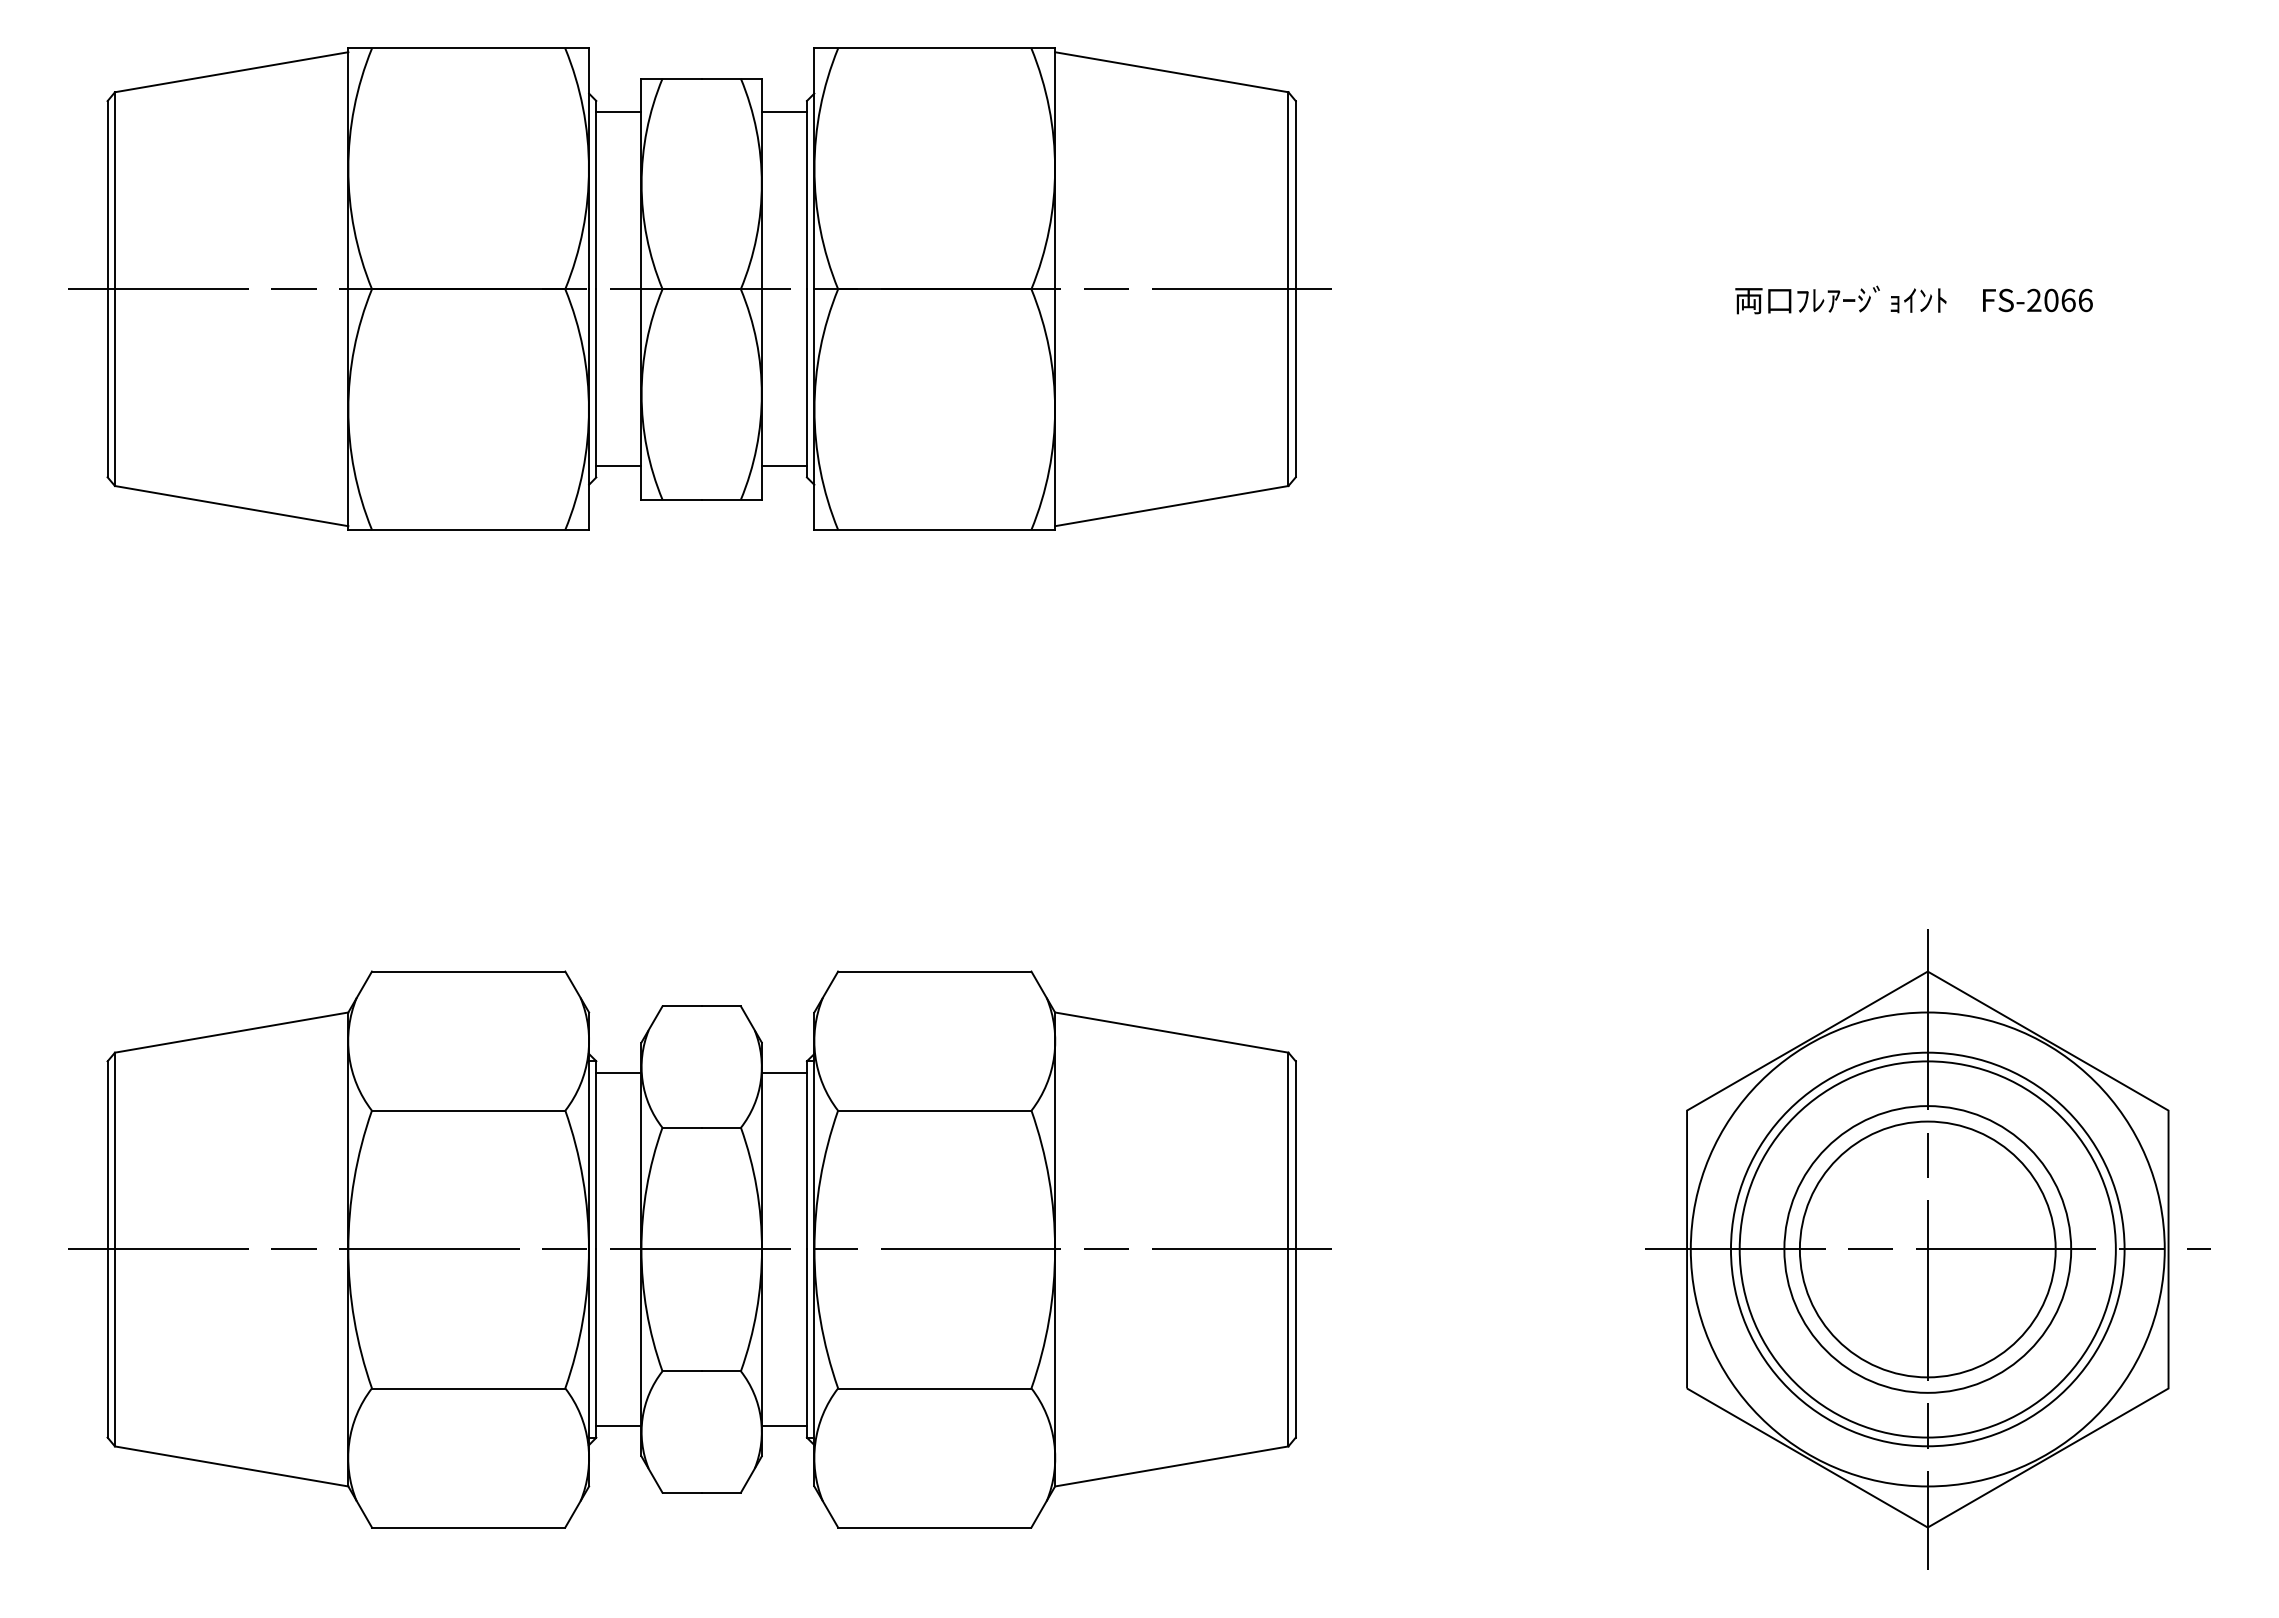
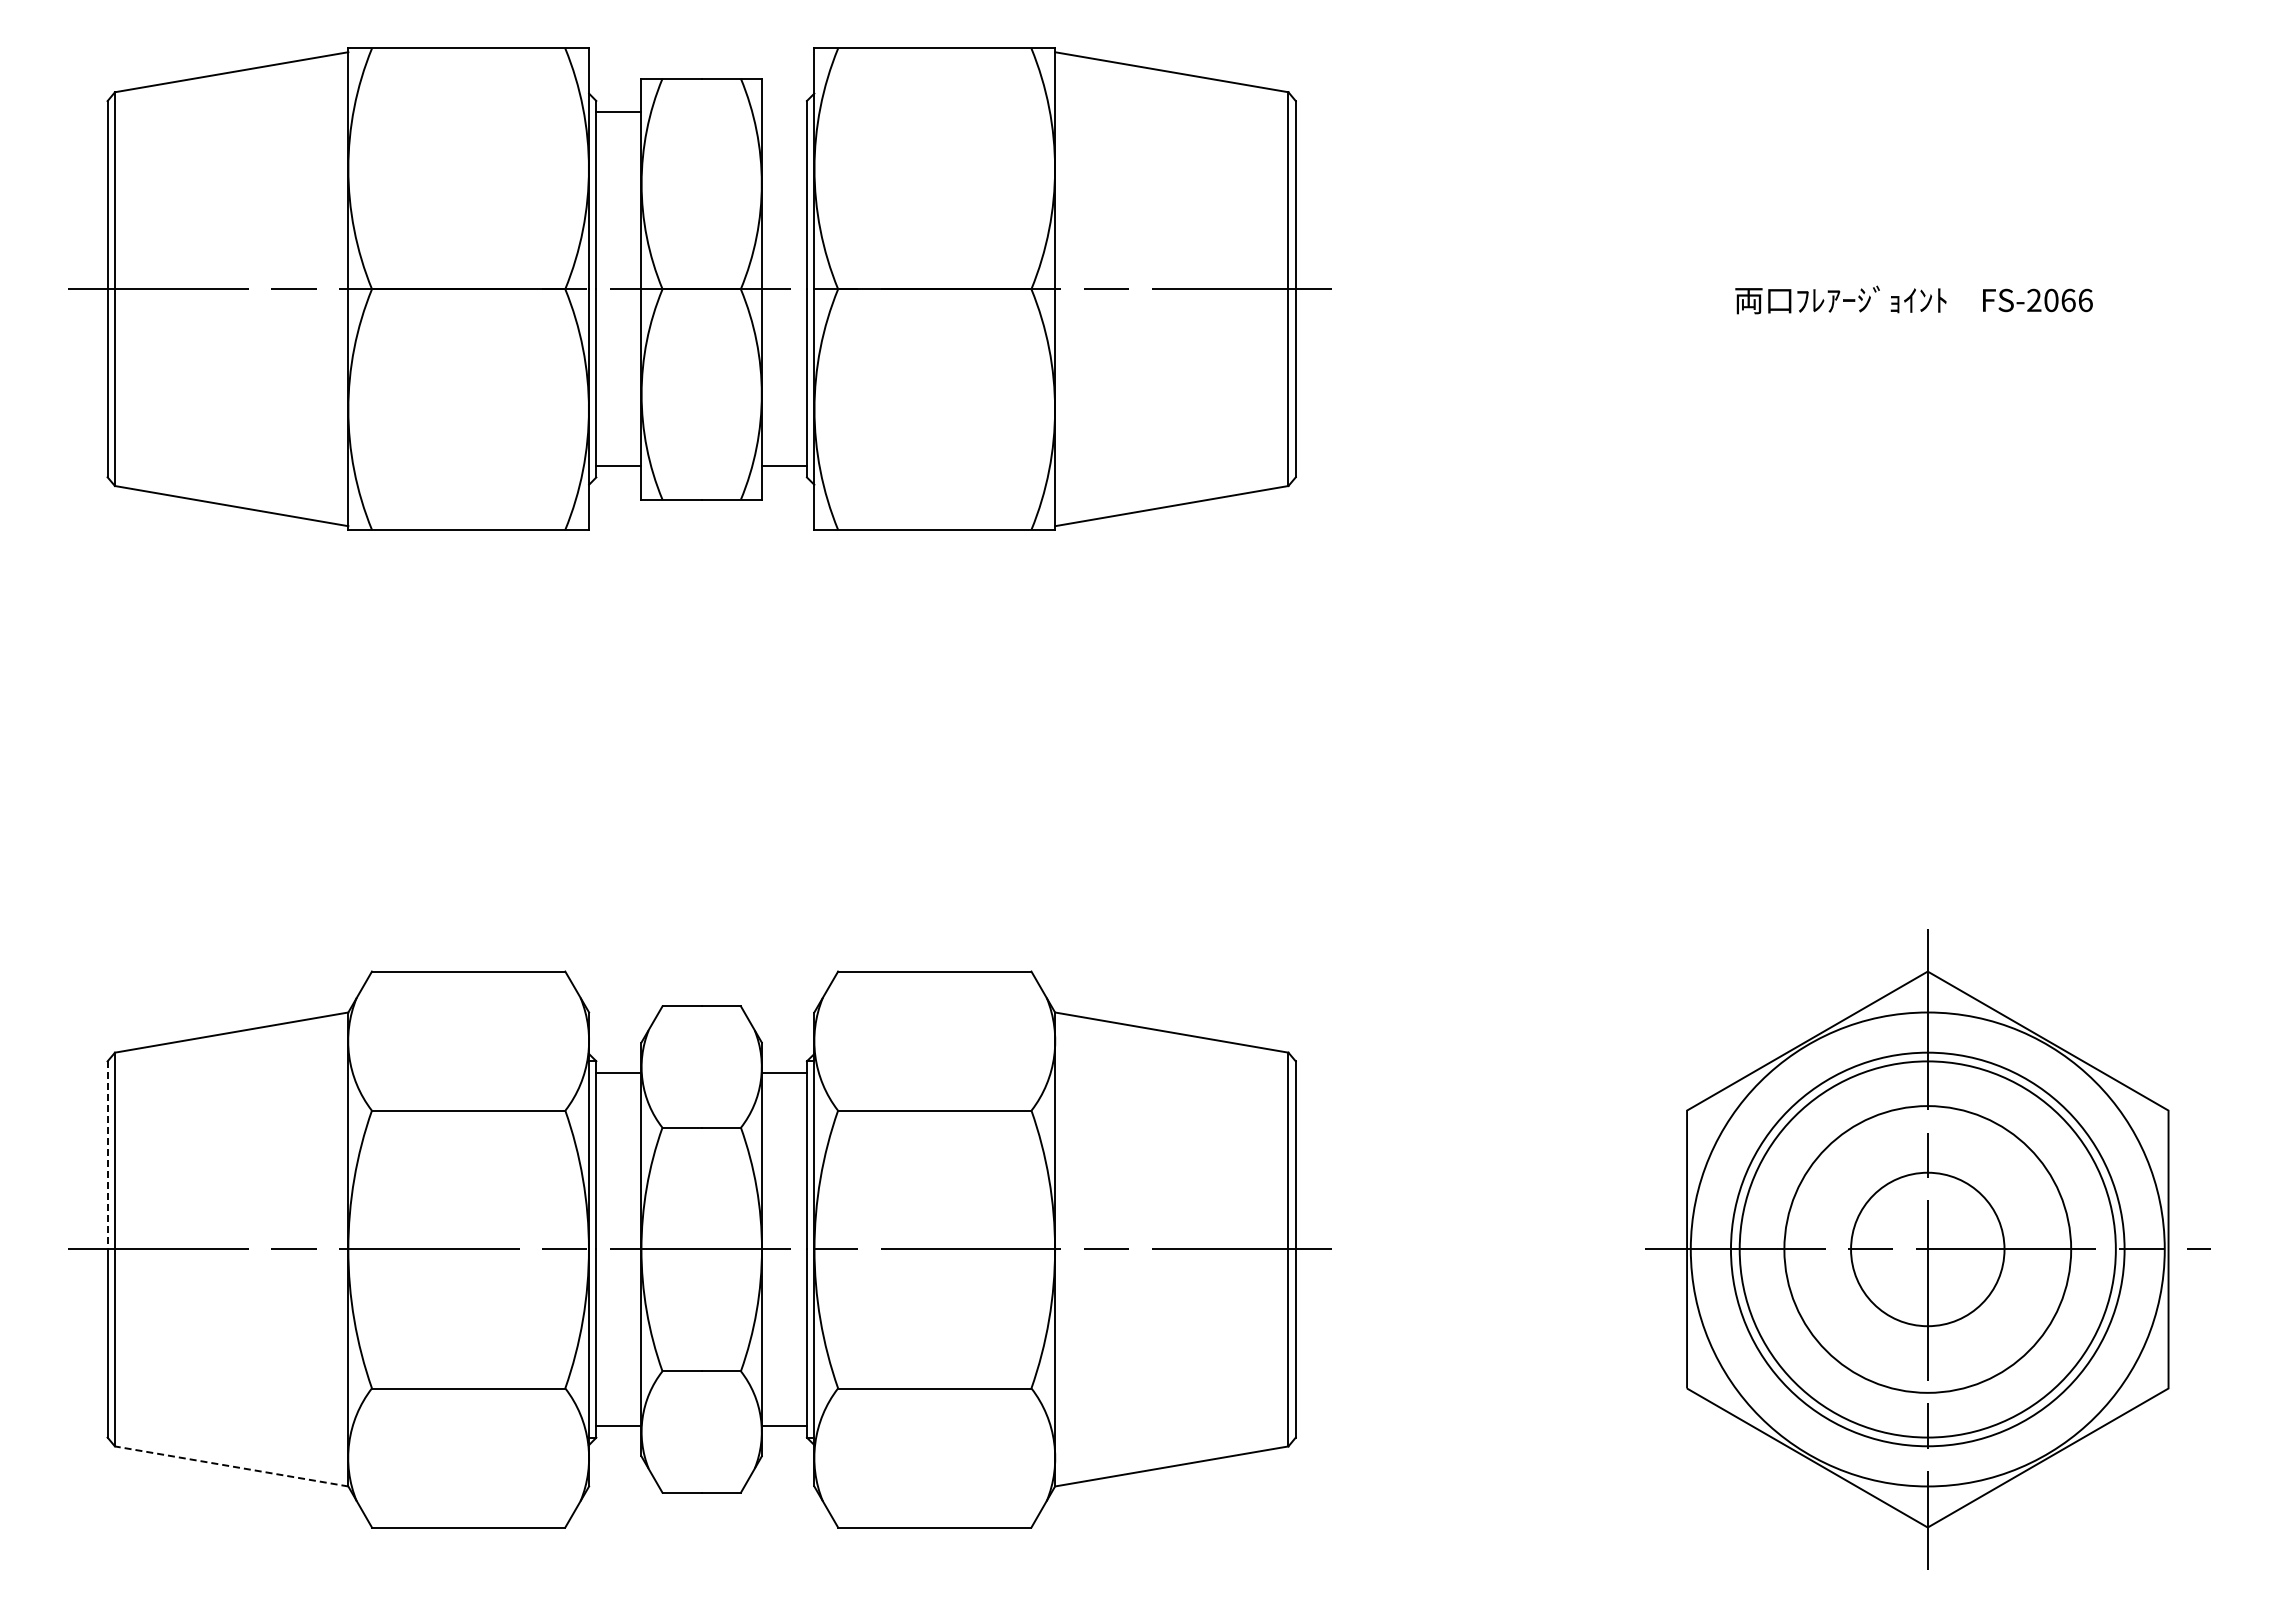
line: present -> none (783, 112)
line: solid -> dashed (107, 1155)
circle diameter: 256 px -> 153 px (1927, 1249)
line: solid -> dashed (231, 1466)
